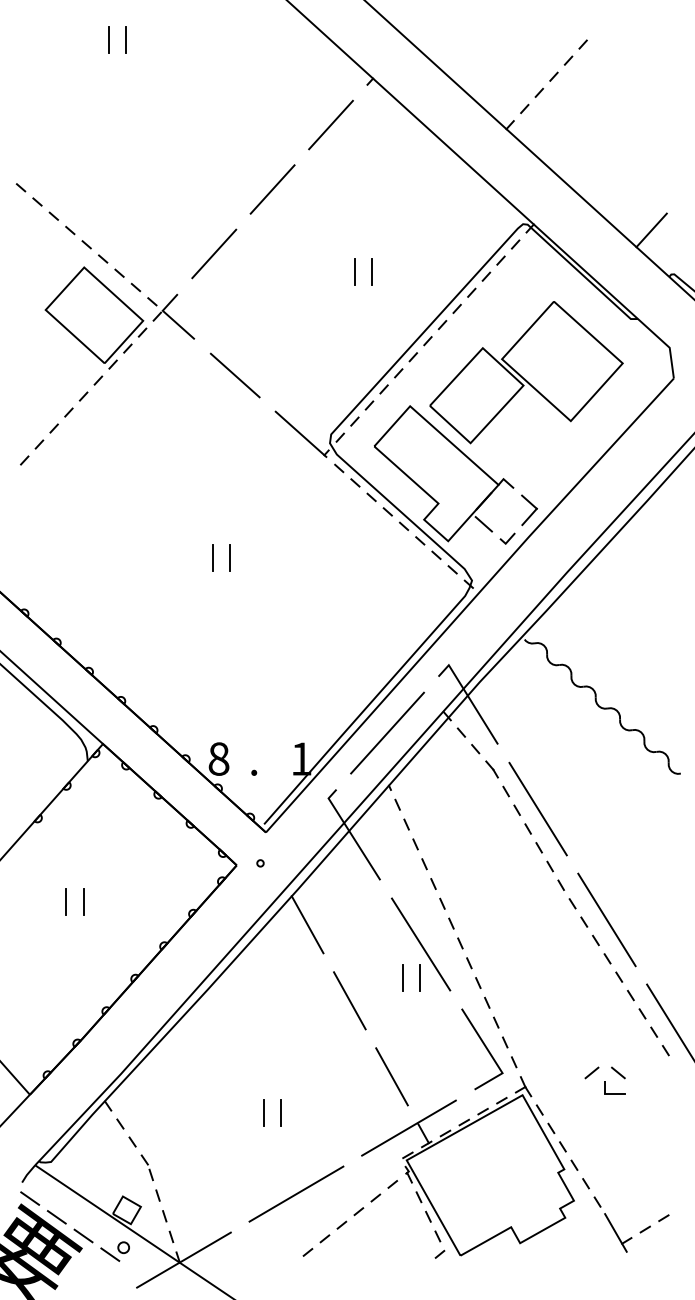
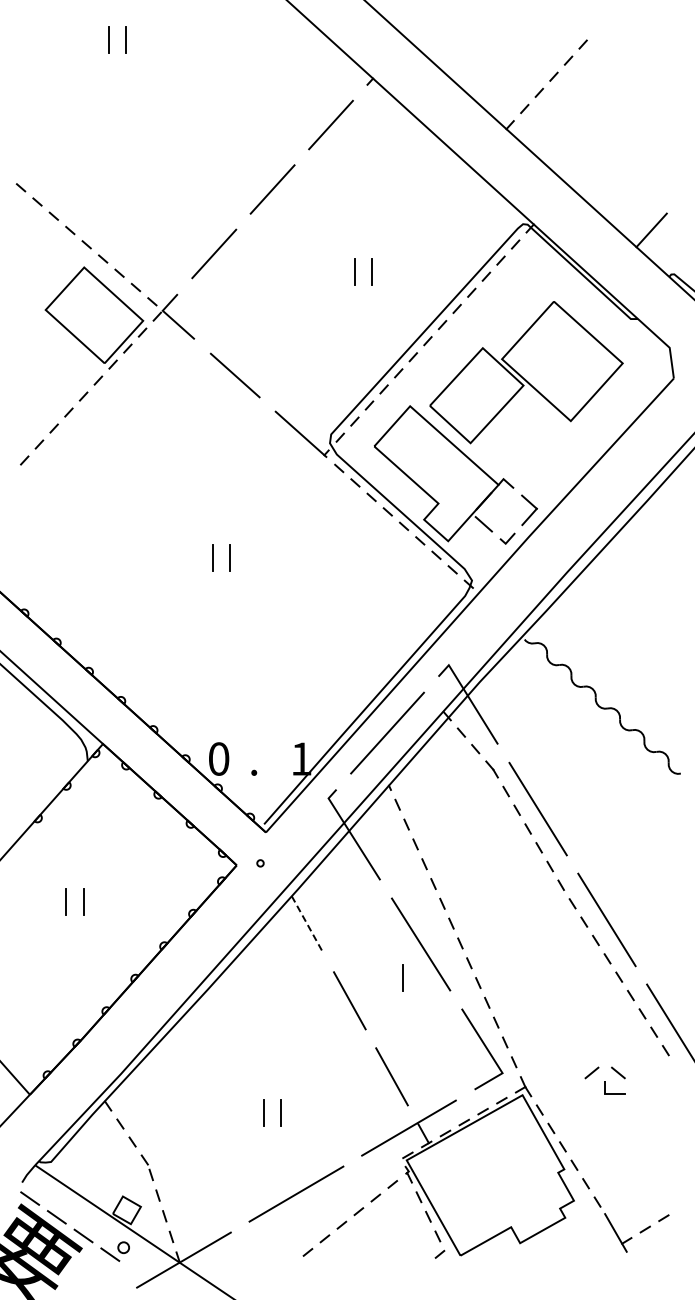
text: 8 -> 0 (218, 758)
line: solid -> dashed (307, 924)
line: present -> none (420, 977)
